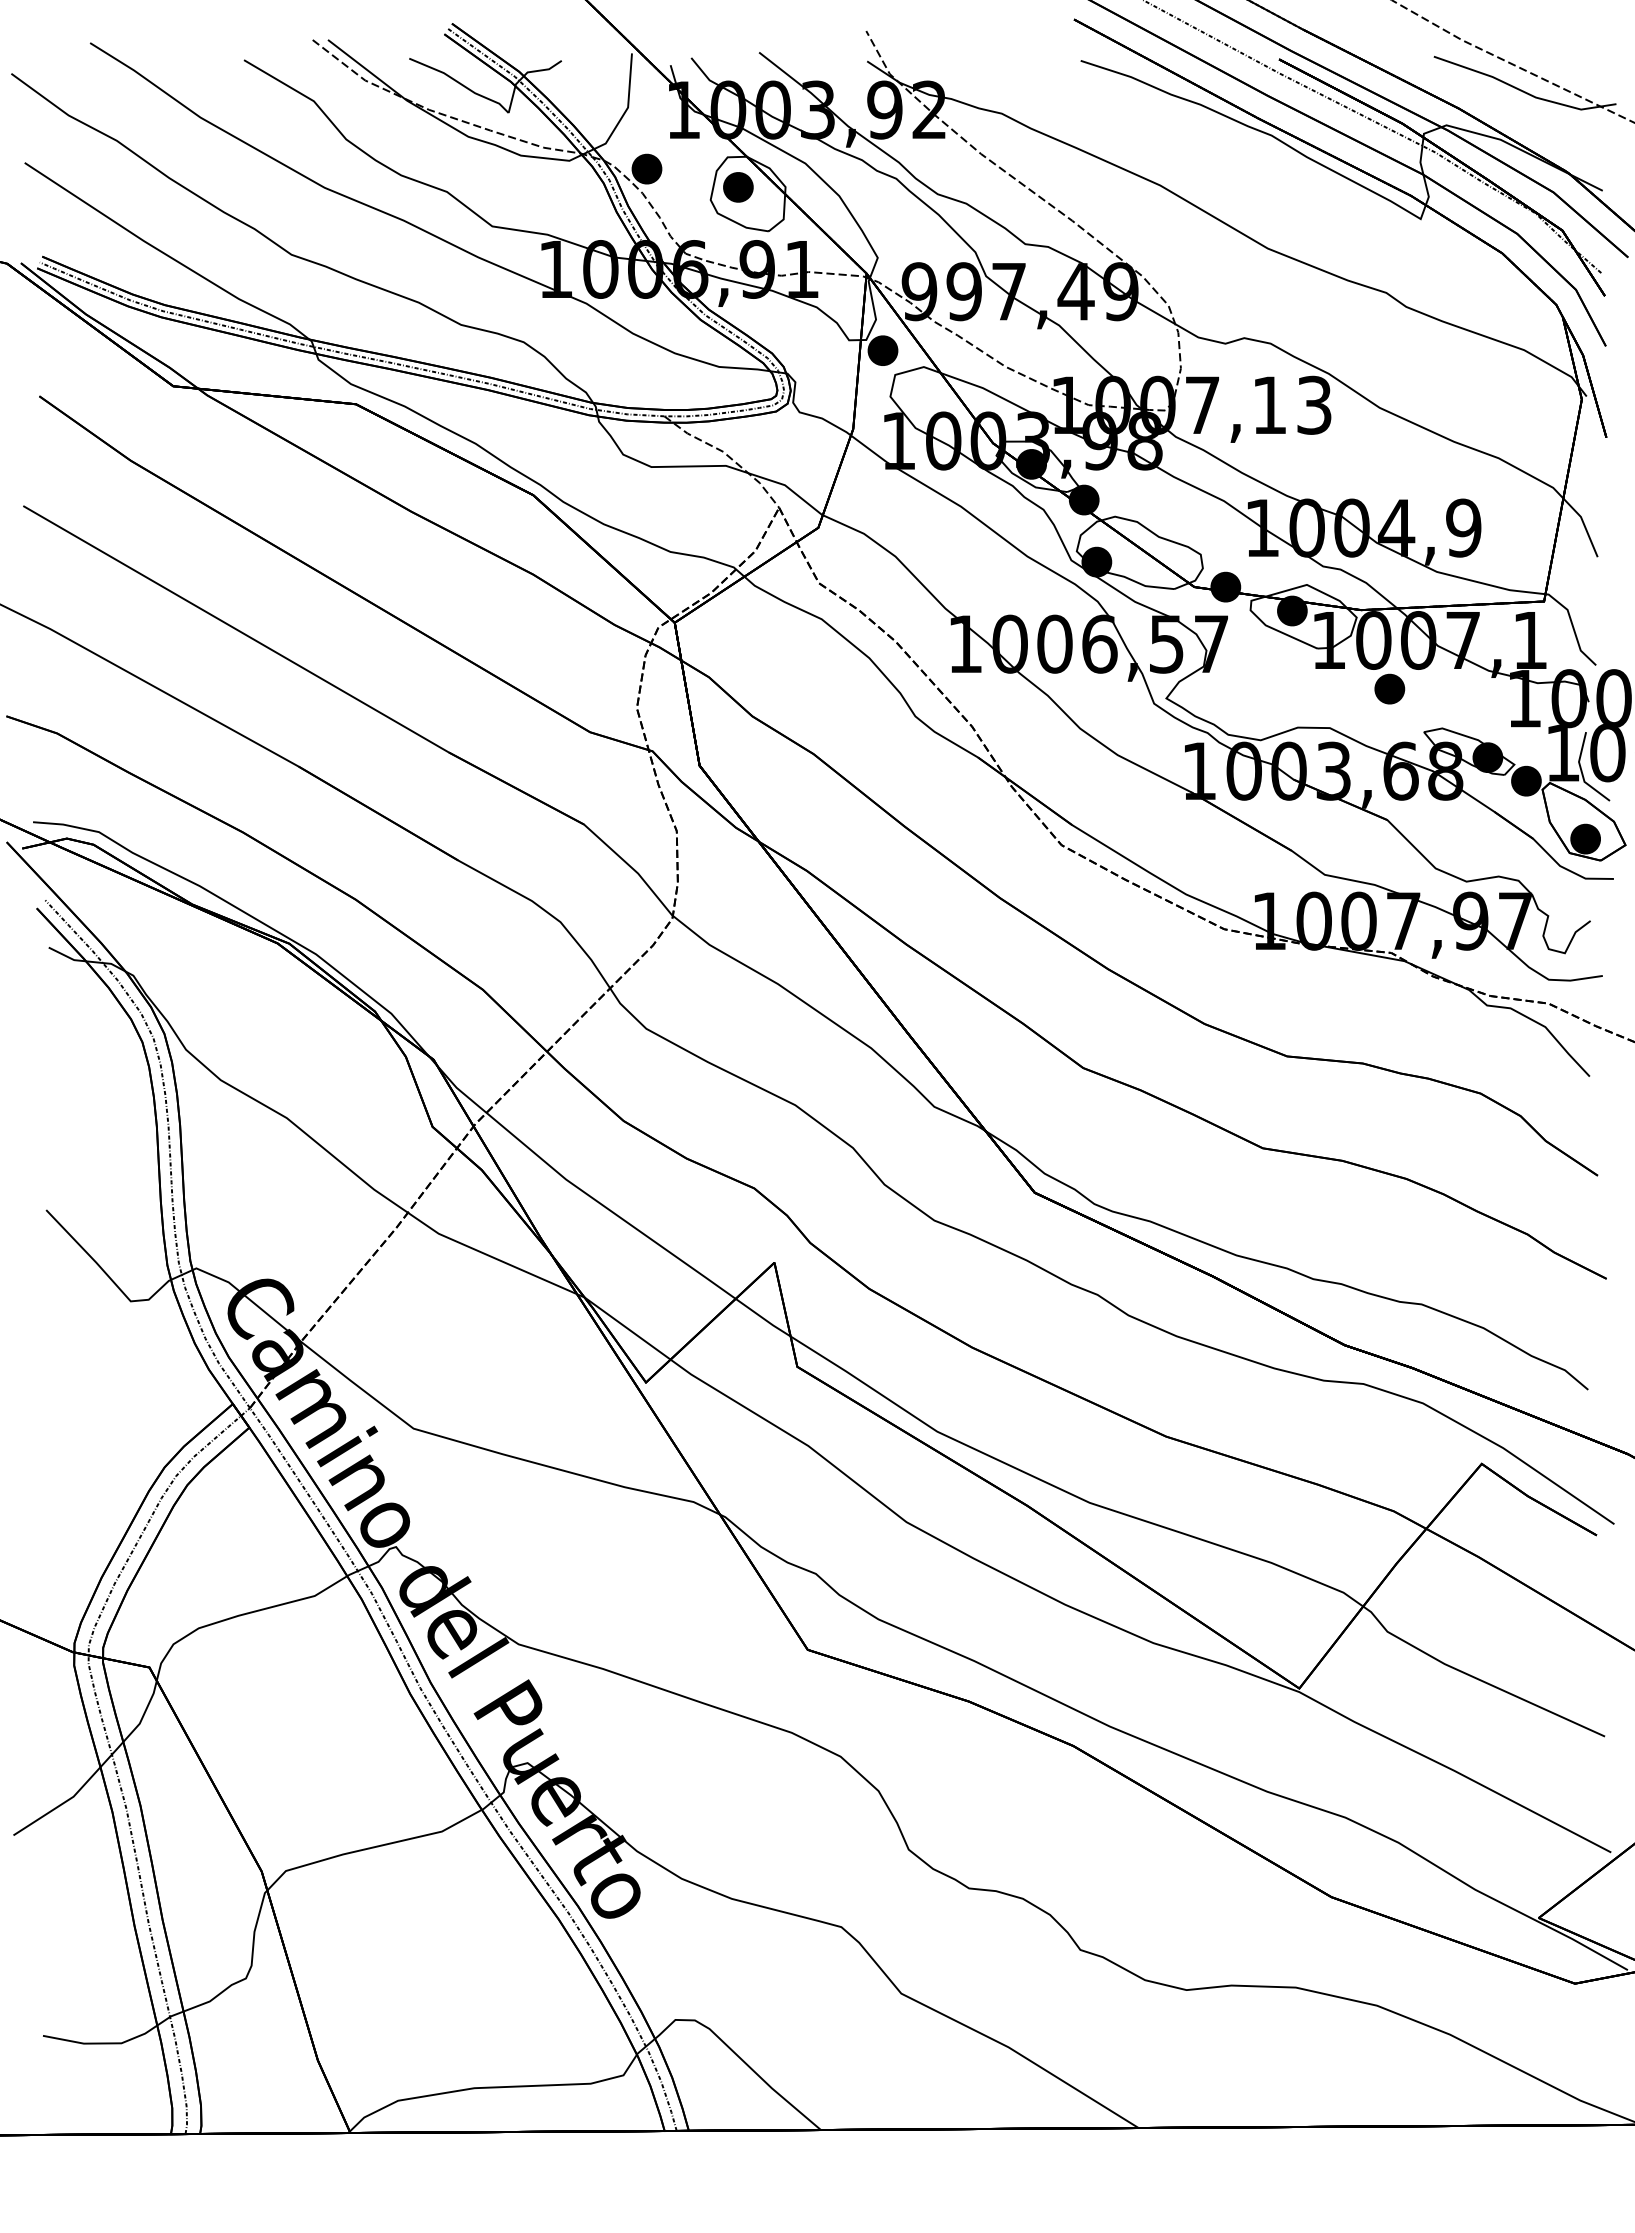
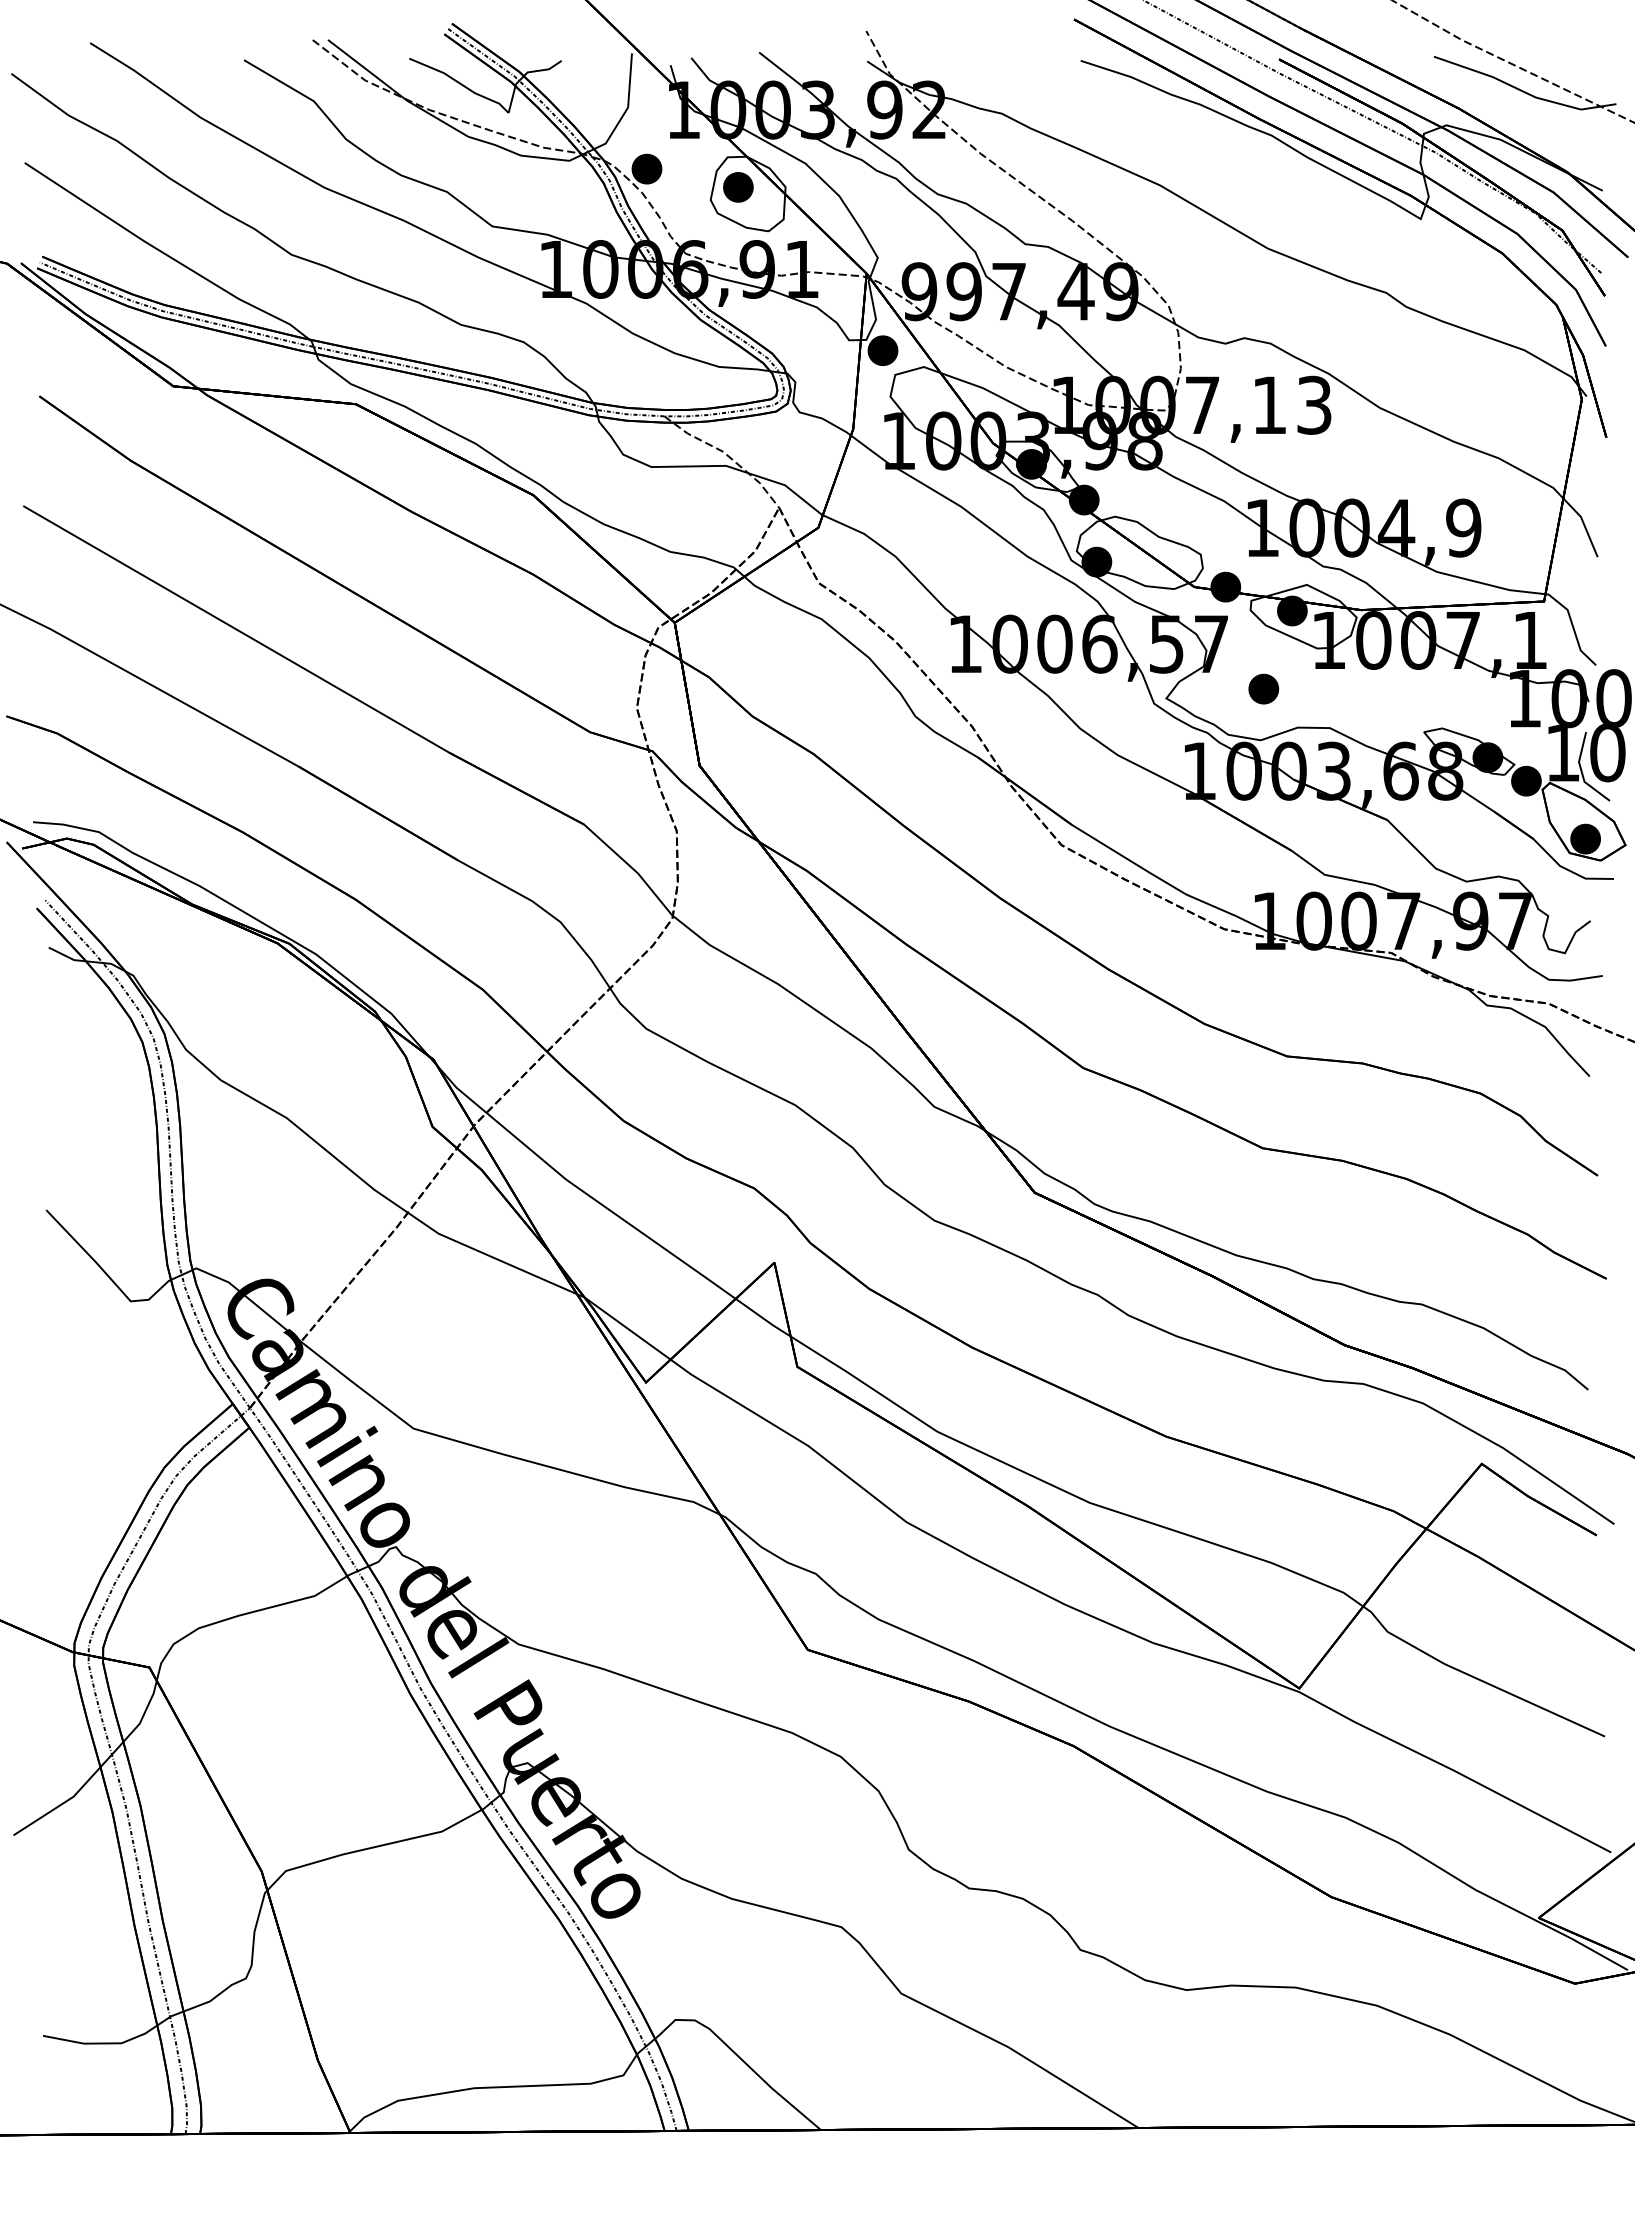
part position: (1389, 688) -> (1263, 688) (1263, 688)
